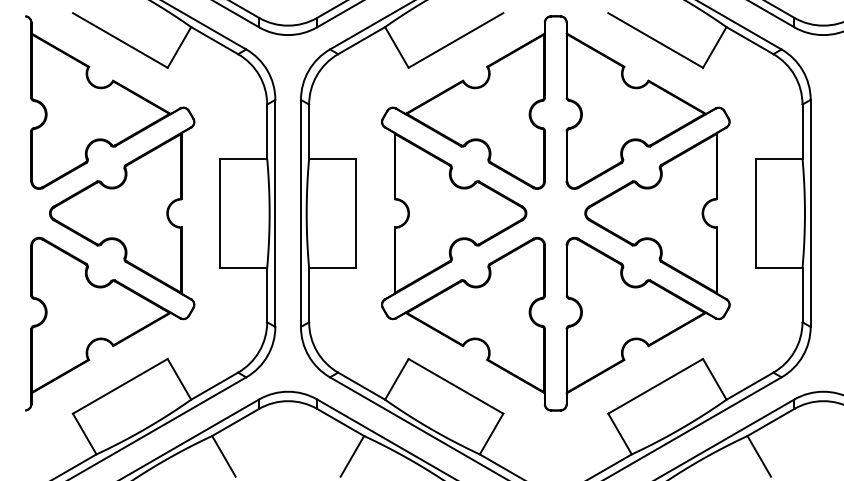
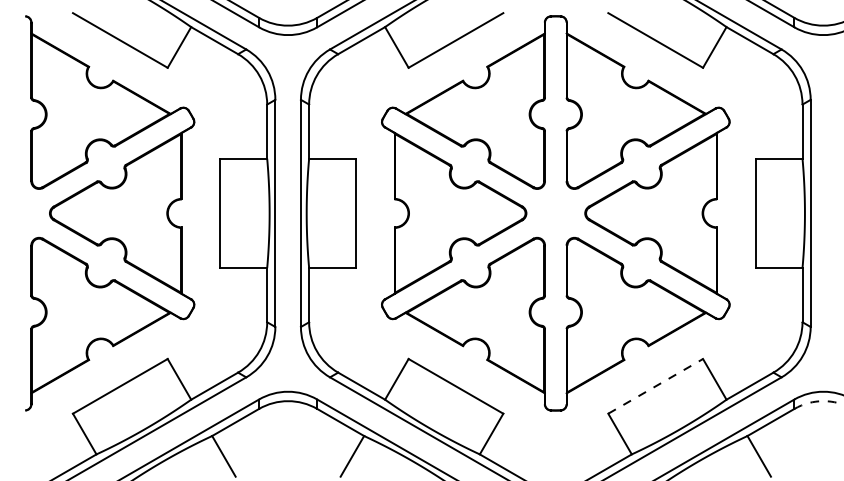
line: solid -> dashed (655, 386)
arc: solid -> dashed (818, 401)
